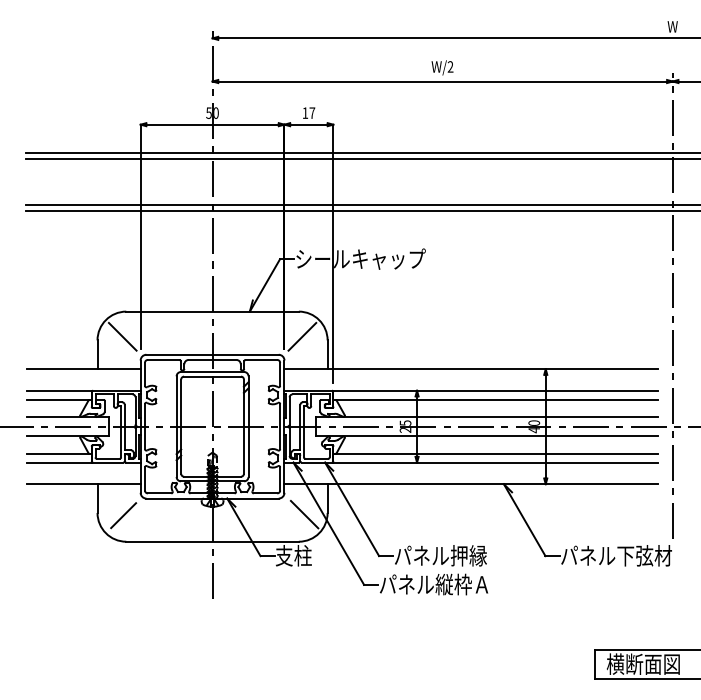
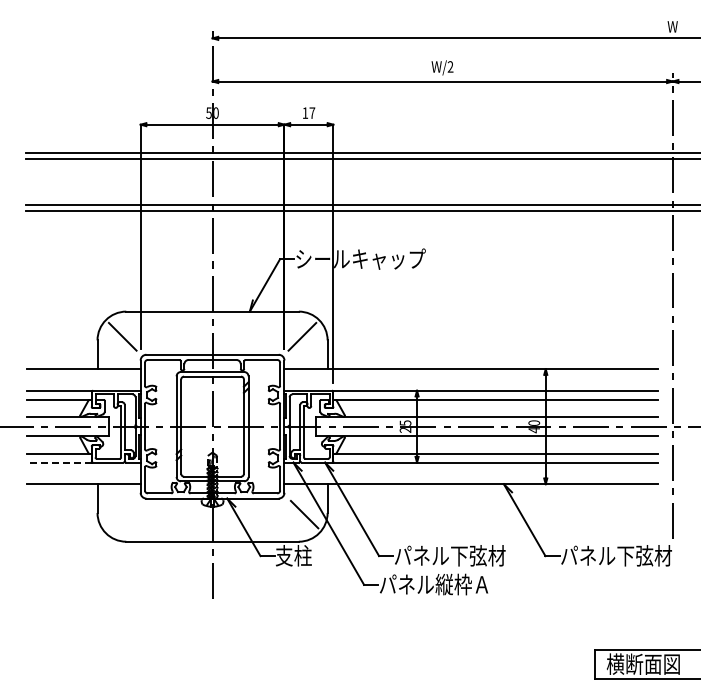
line: solid -> dashed (59, 462)
line: present -> none (123, 515)
text: パネル押縁 -> パネル下弦材 (477, 555)
